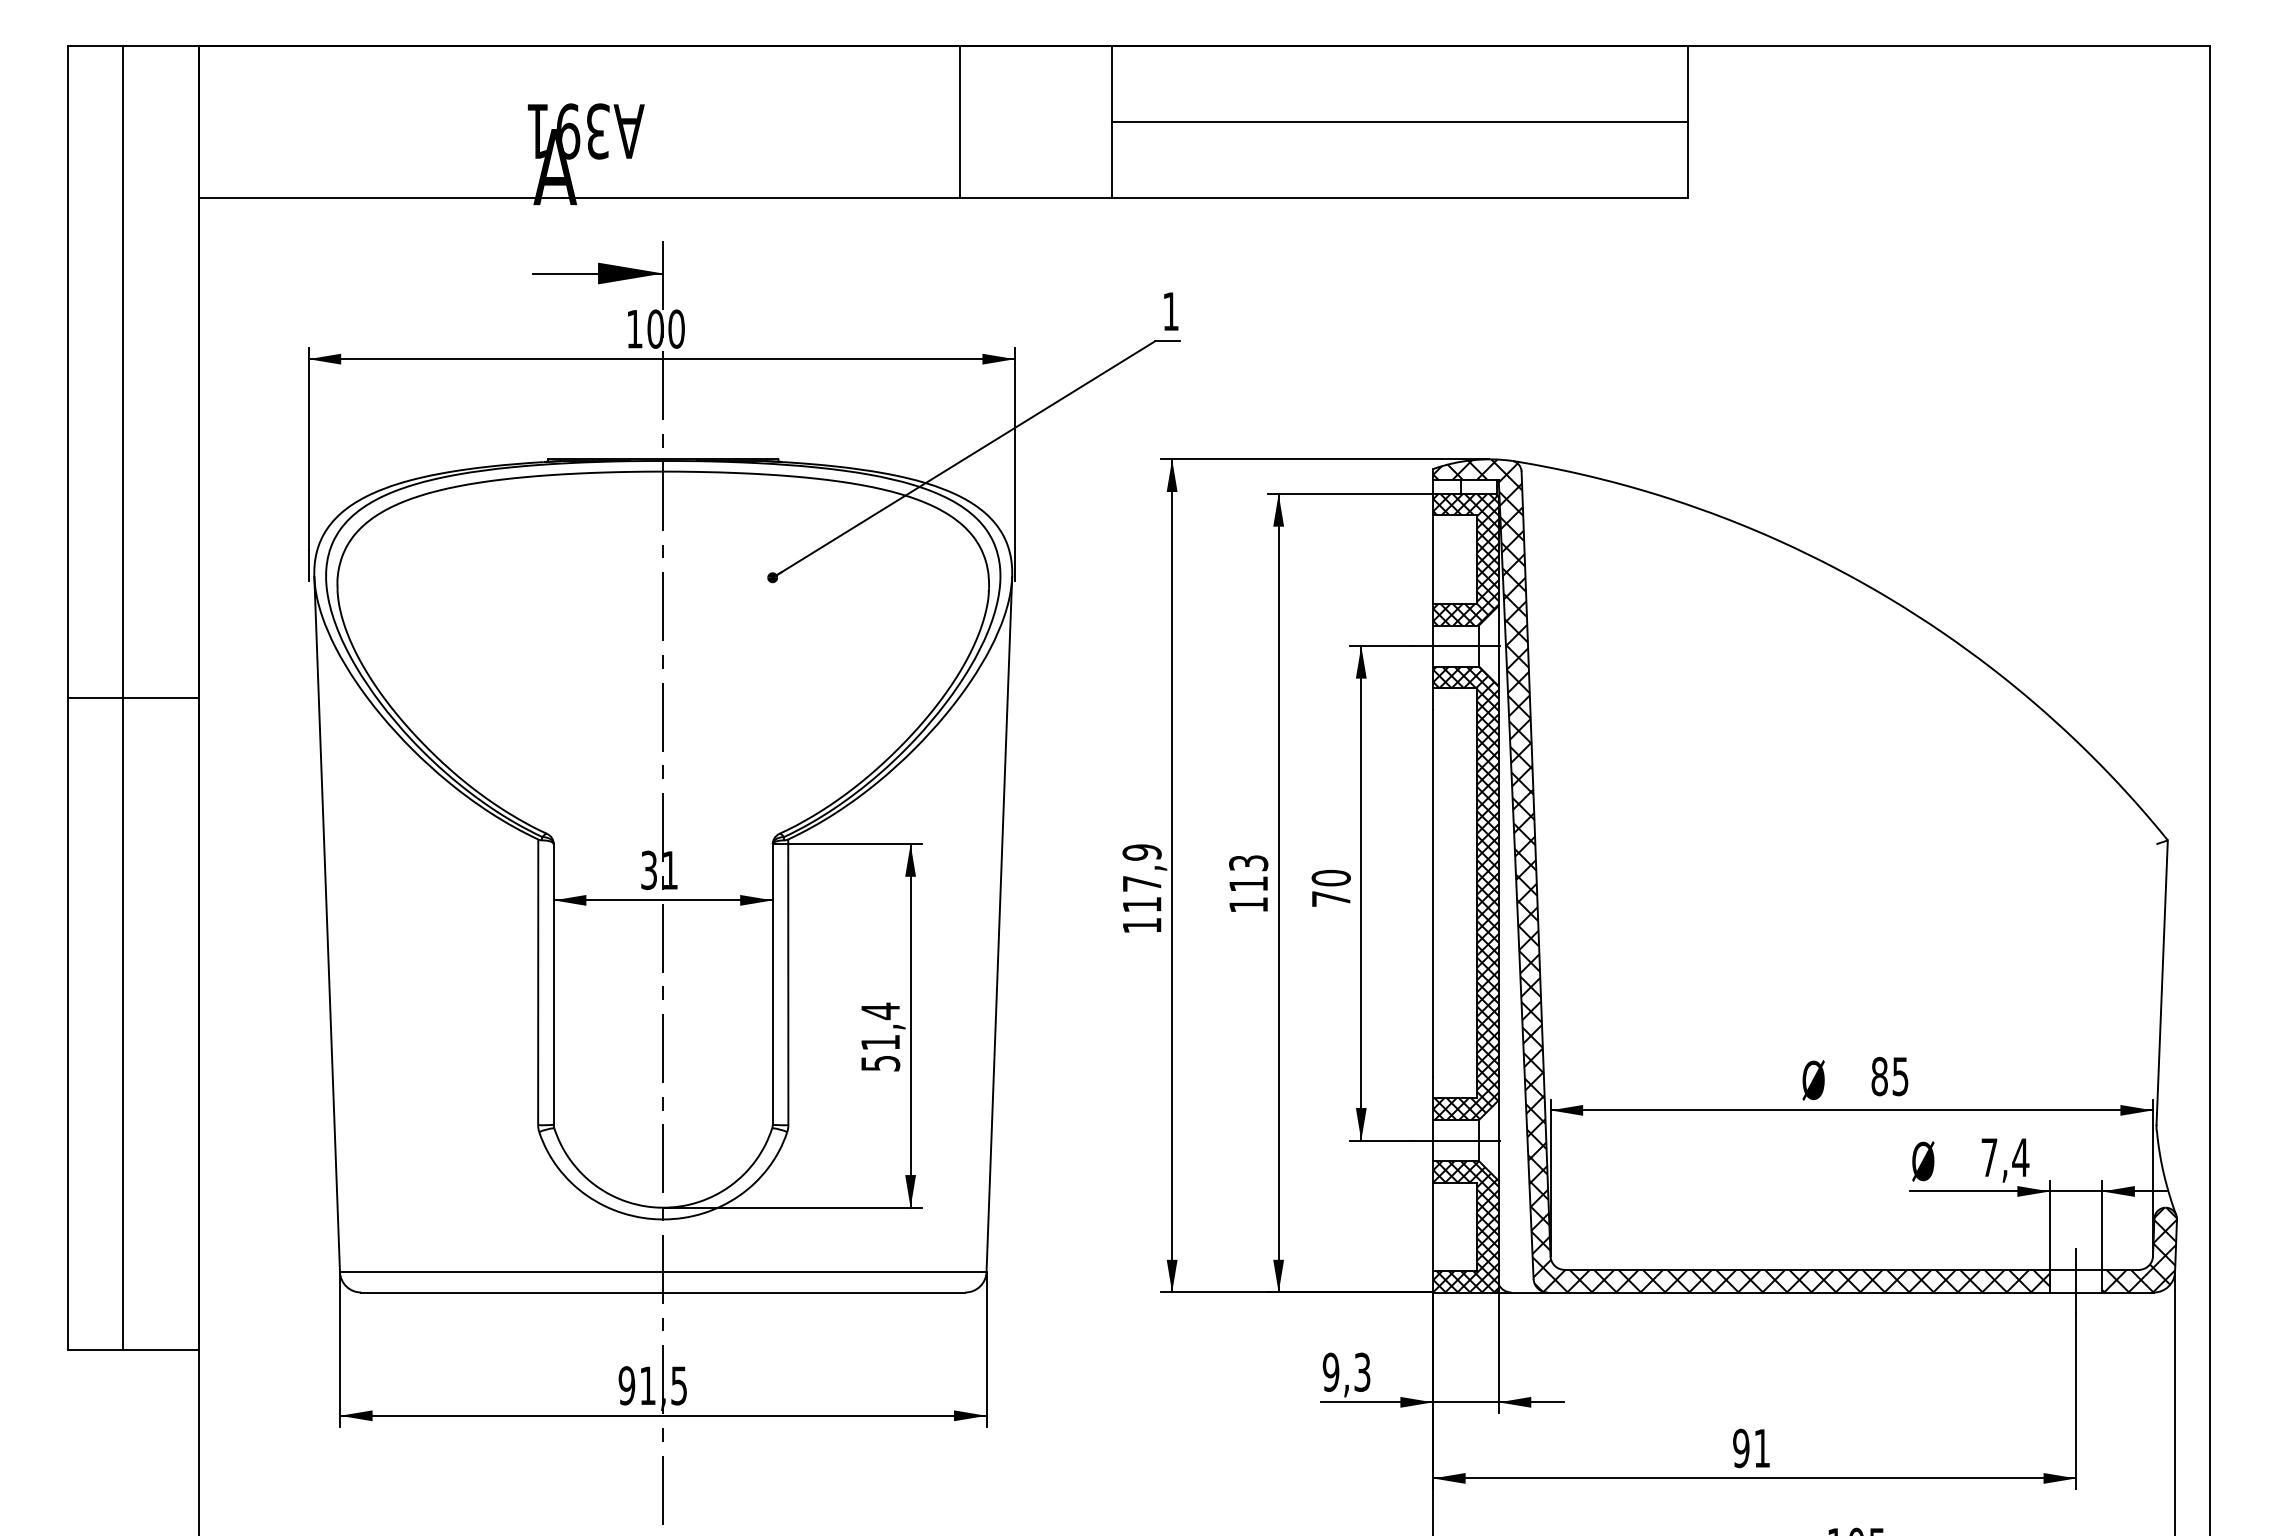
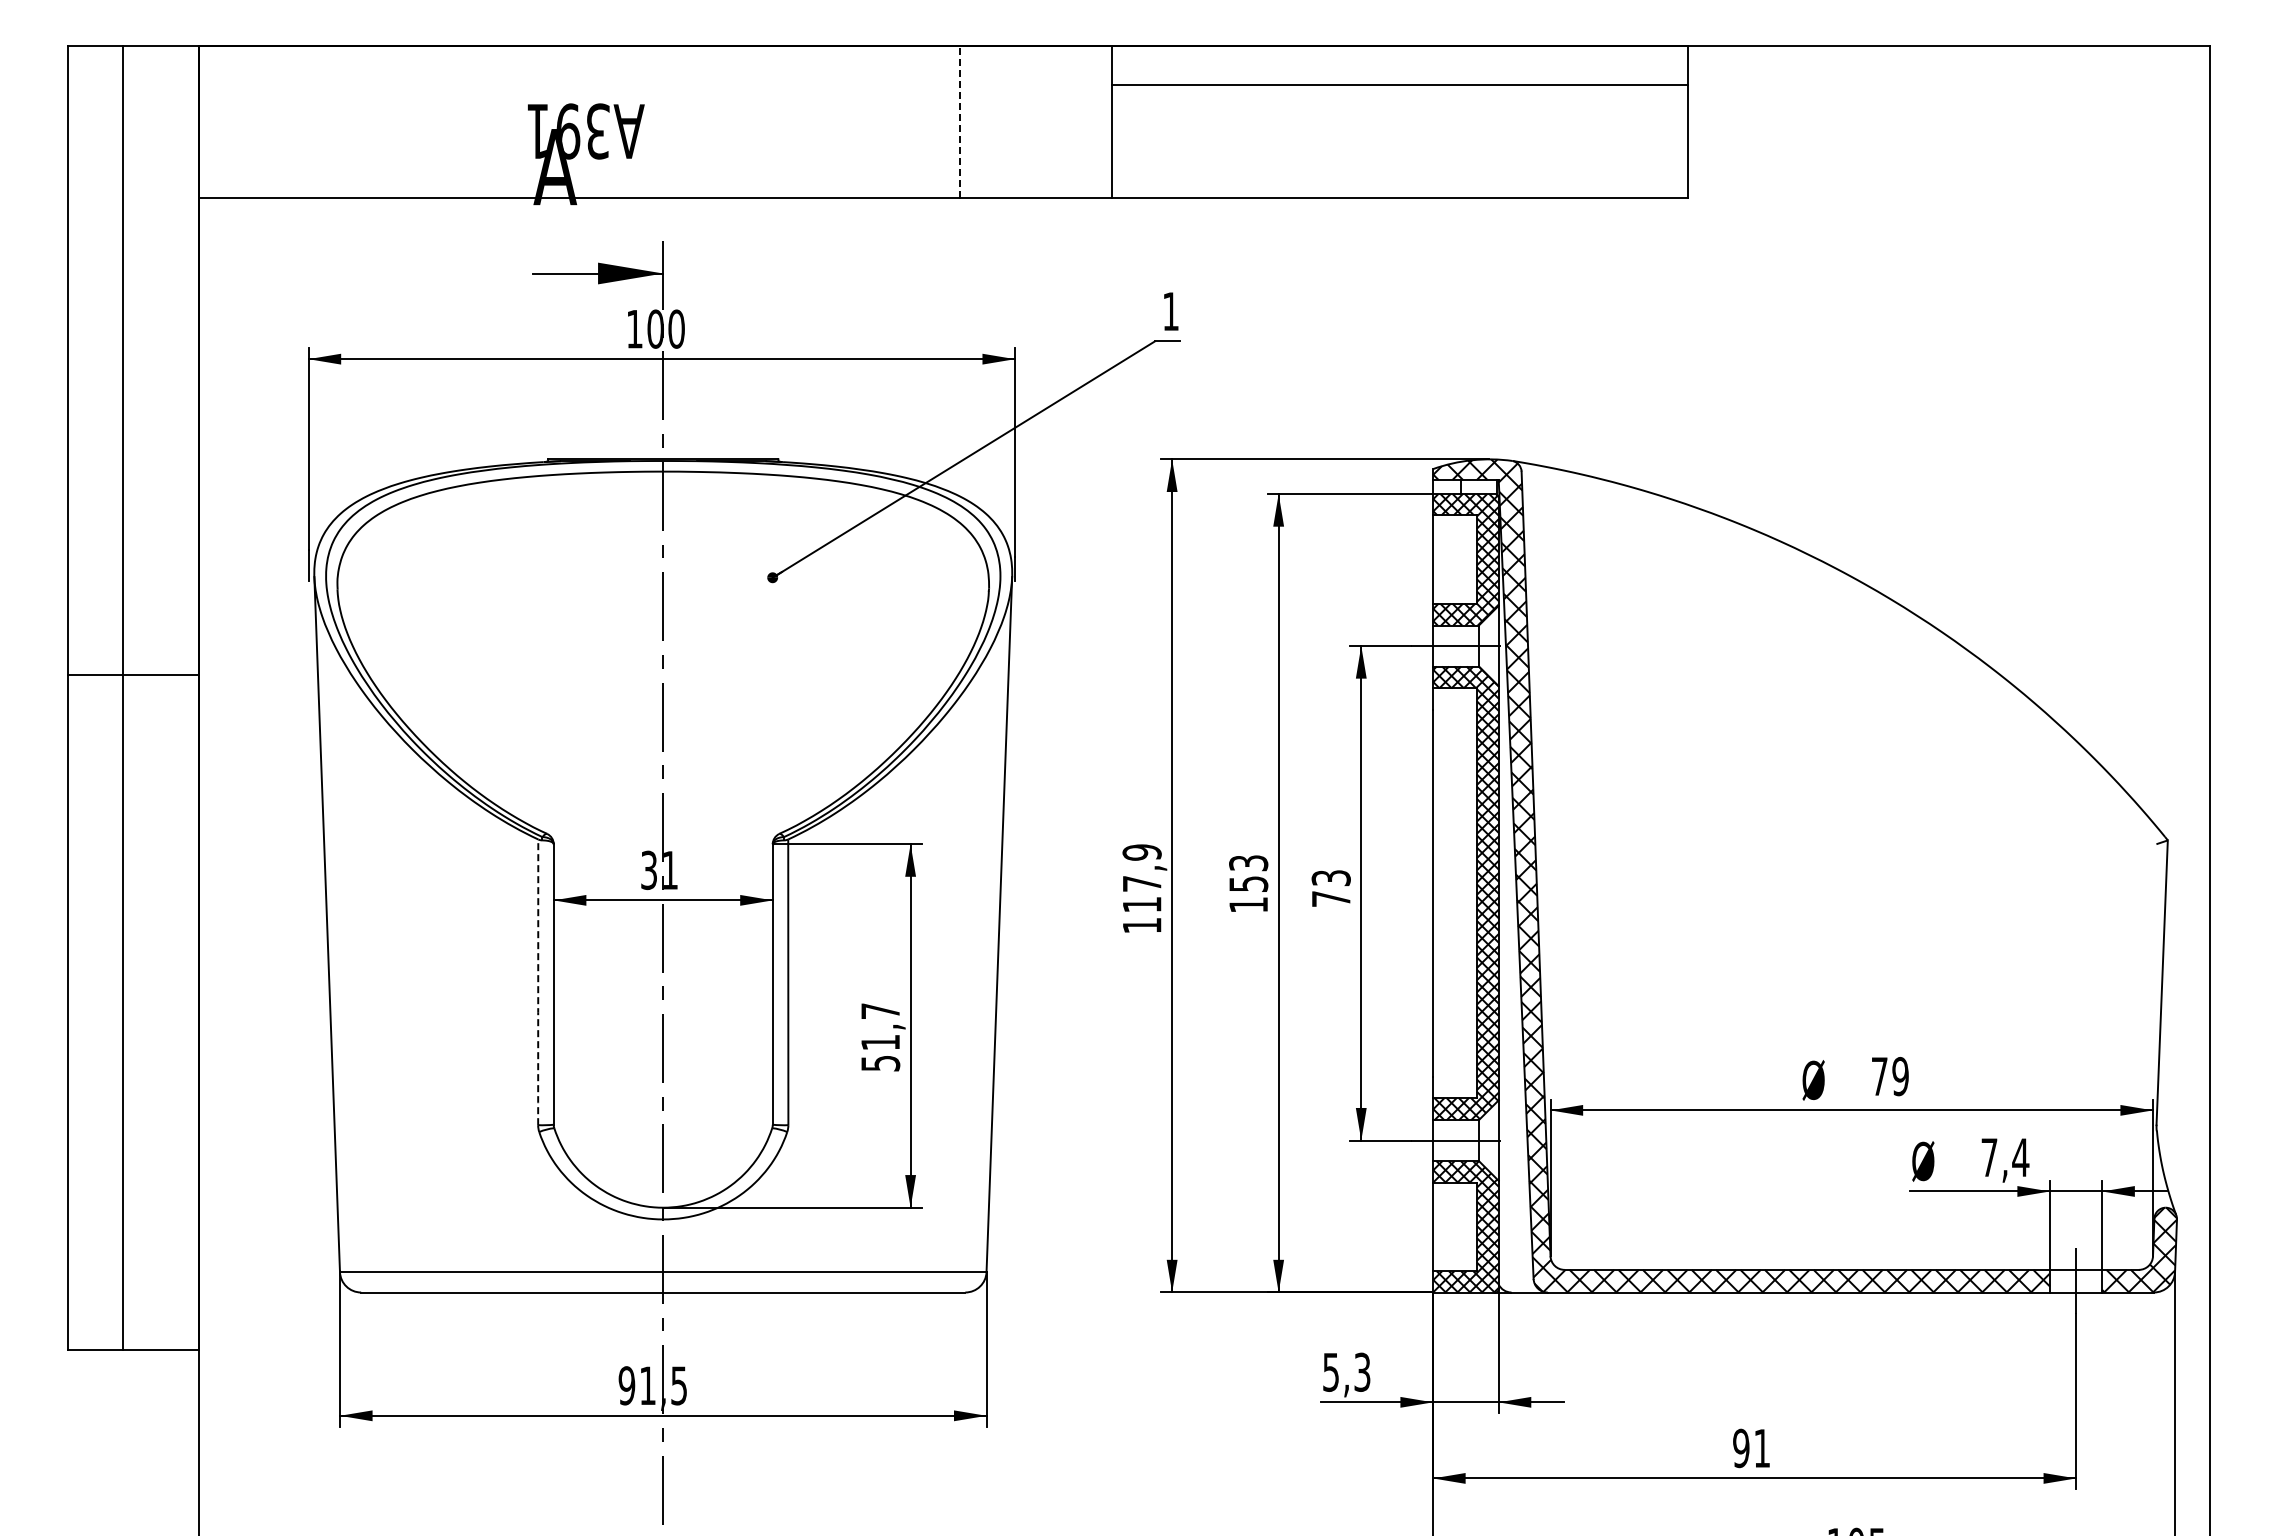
line: solid -> dashed (959, 121)
line position: (1399, 122) -> (1399, 85) (1399, 85)
line position: (133, 698) -> (133, 675) (133, 675)
text: 70 -> 73 (1330, 877)
text: 113 -> 153 (1248, 883)
line: solid -> dashed (538, 983)
text: 51,4 -> 51,7 (880, 1011)
text: 85 -> 79 (1889, 1076)
text: 9,3 -> 5,3 (1330, 1371)
